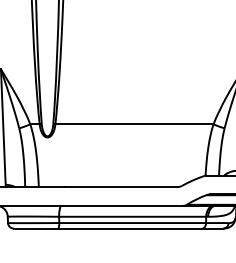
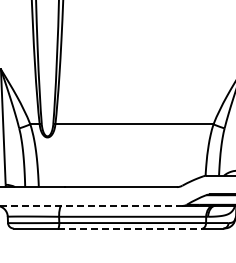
line: solid -> dashed (92, 205)
line: solid -> dashed (130, 228)
